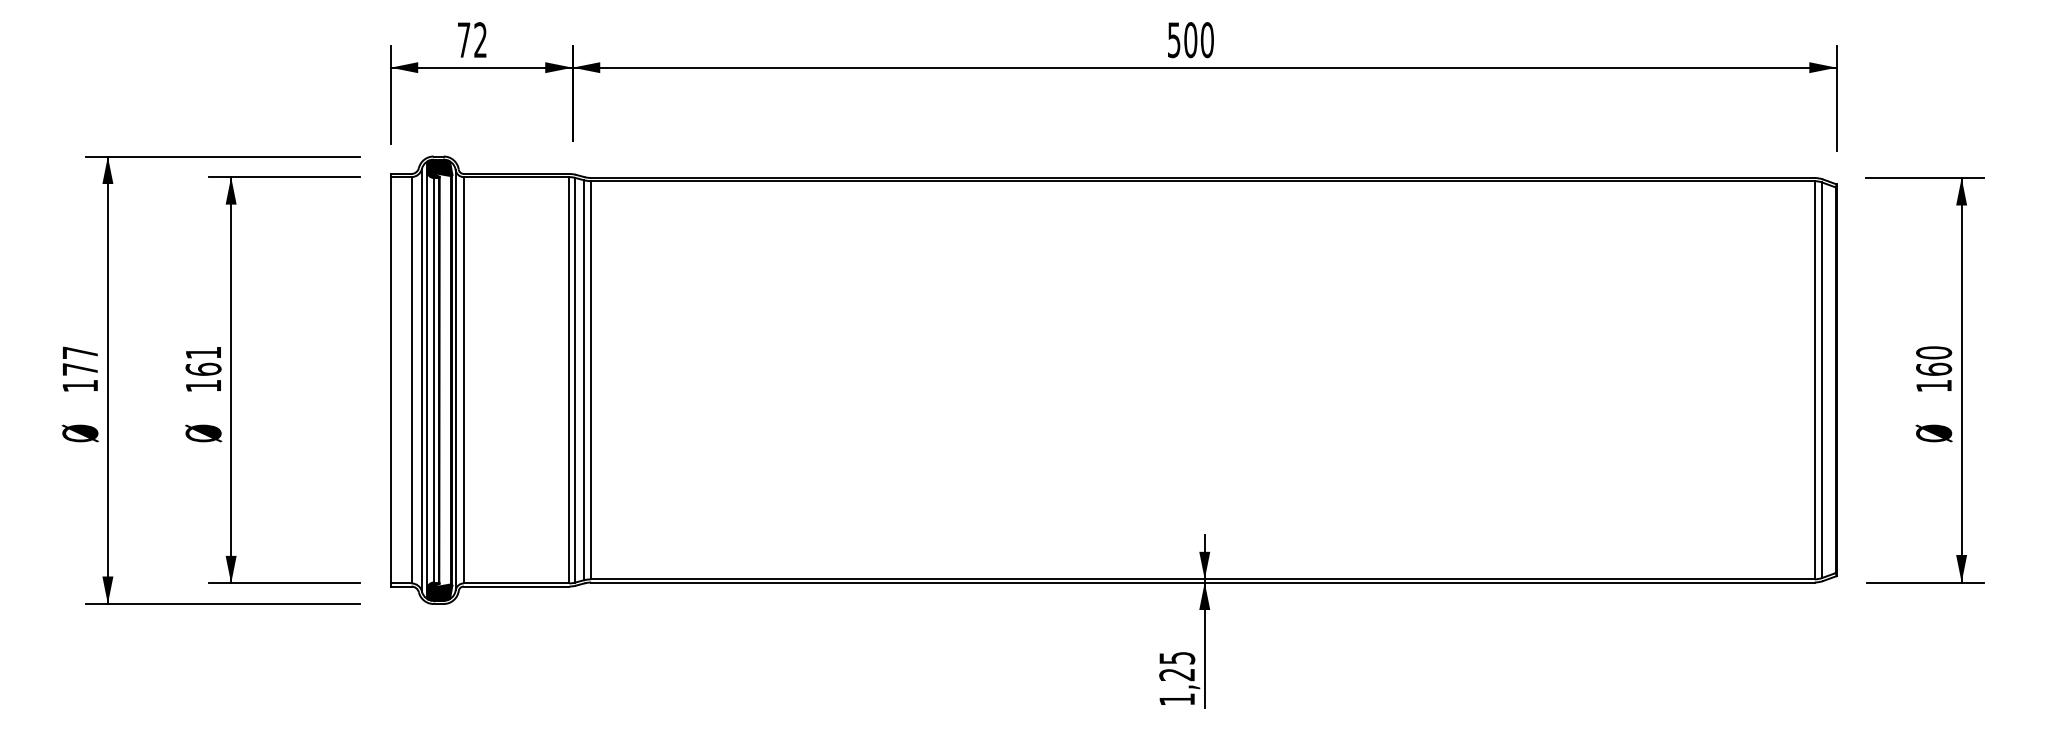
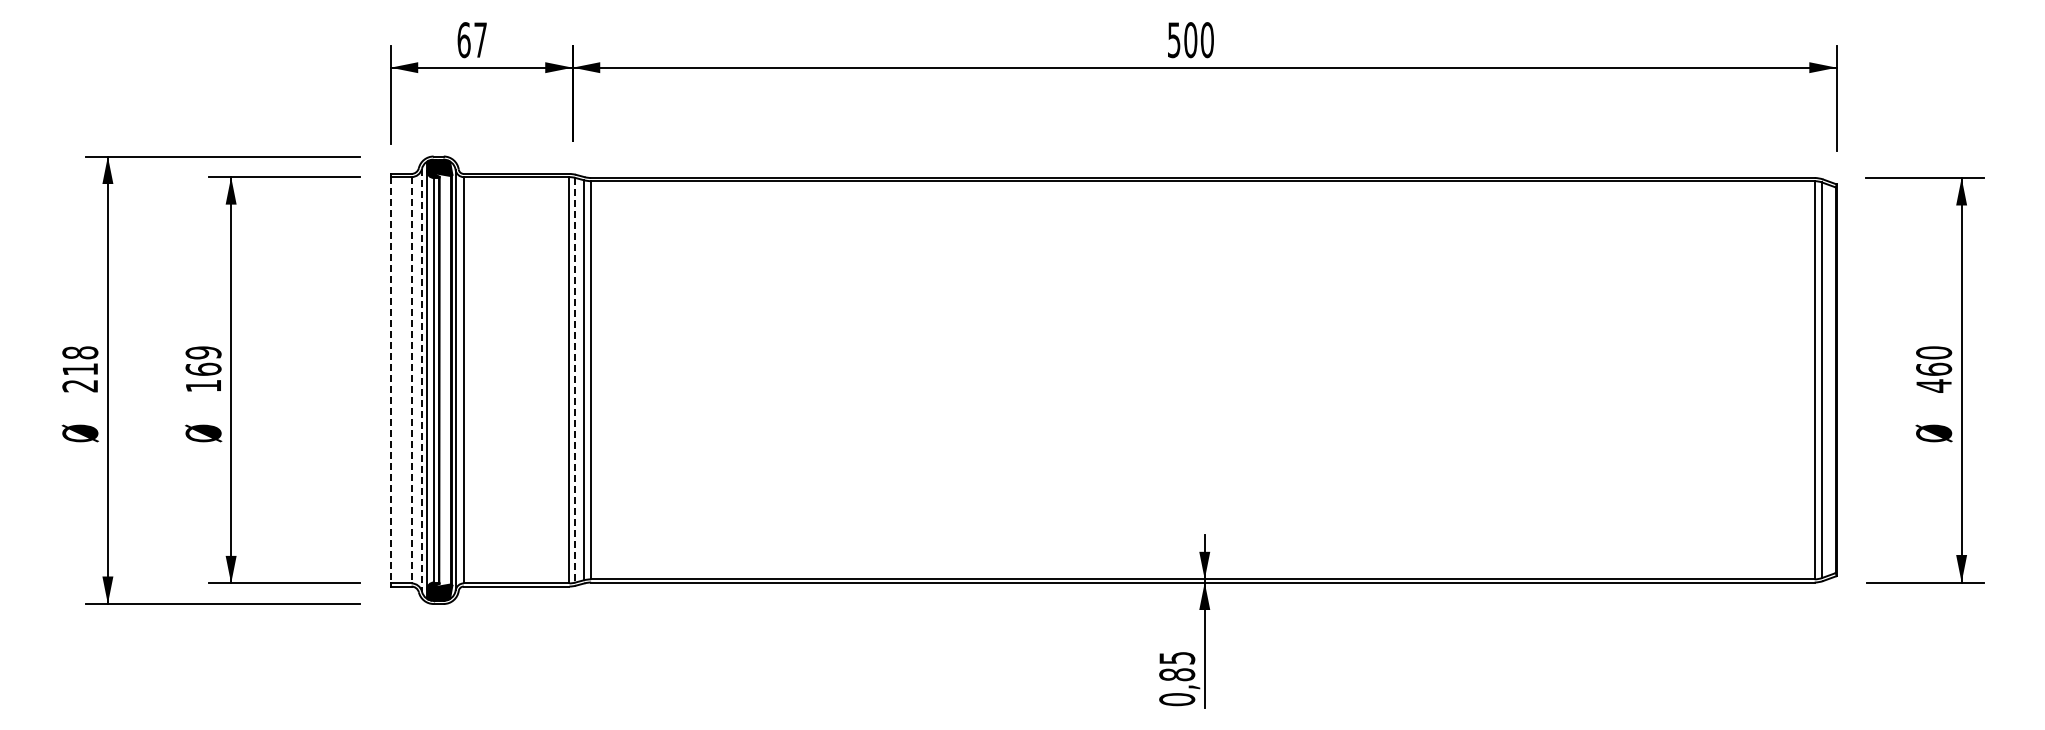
text: 72 -> 67 (471, 40)
text: 161 -> 169 (203, 352)
text: 177 -> 218 (80, 369)
line: solid -> dashed (390, 380)
line: solid -> dashed (411, 380)
line: solid -> dashed (421, 380)
line: solid -> dashed (575, 380)
text: 160 -> 460 (1933, 385)
text: 1,25 -> 0,85 (1177, 687)
